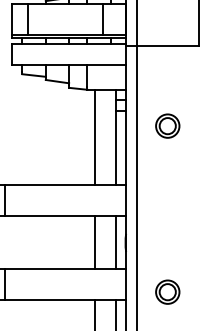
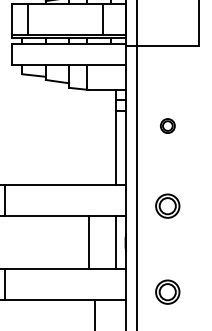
part size: 26x26 px -> 16x16 px (167, 125)
line: present -> none (95, 136)
part: none -> present (167, 205)
line position: (95, 241) -> (89, 241) (89, 241)
line: present -> none (115, 313)
